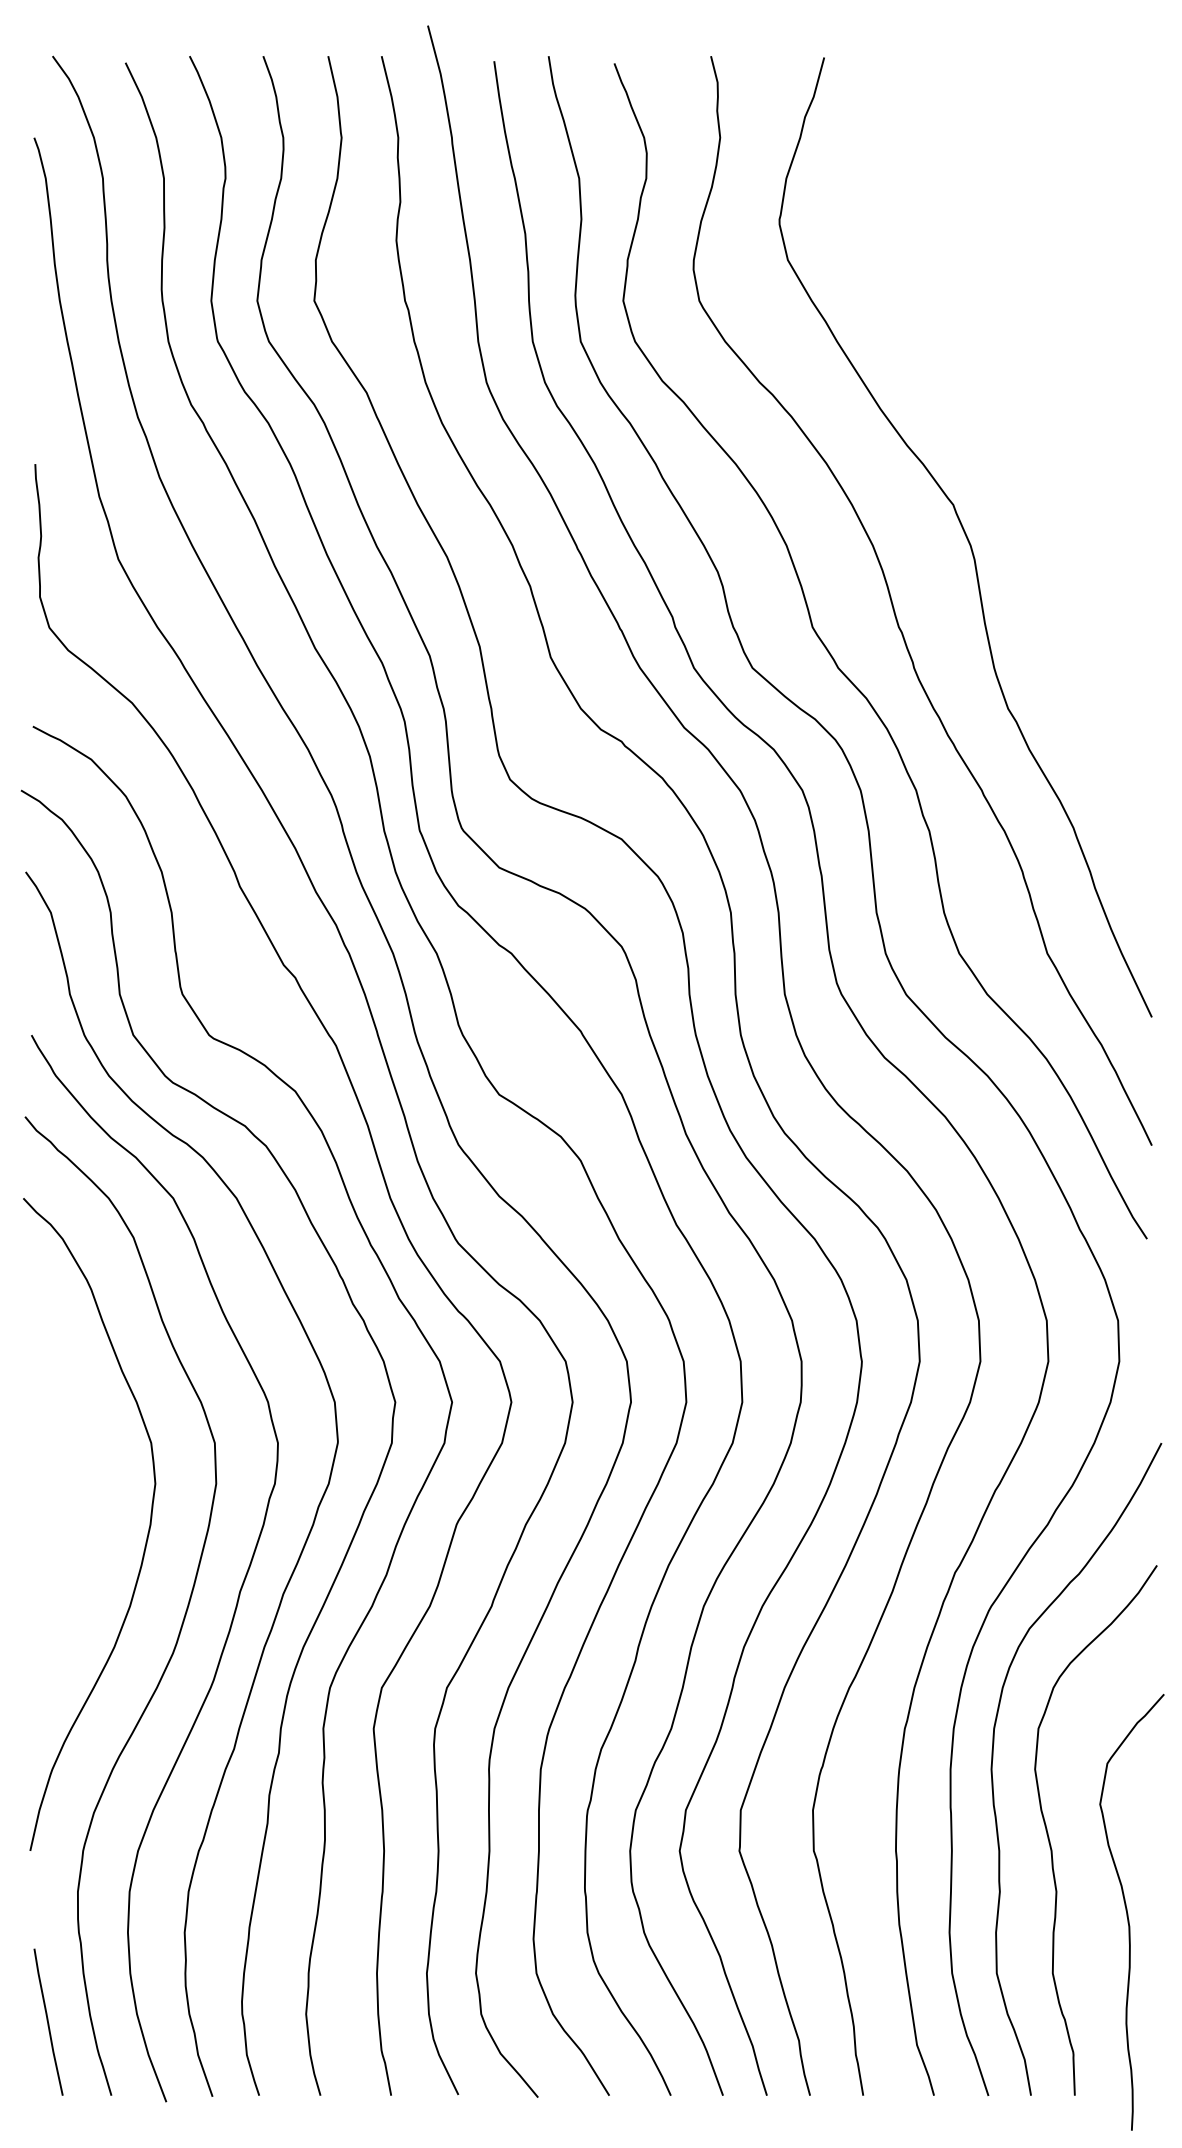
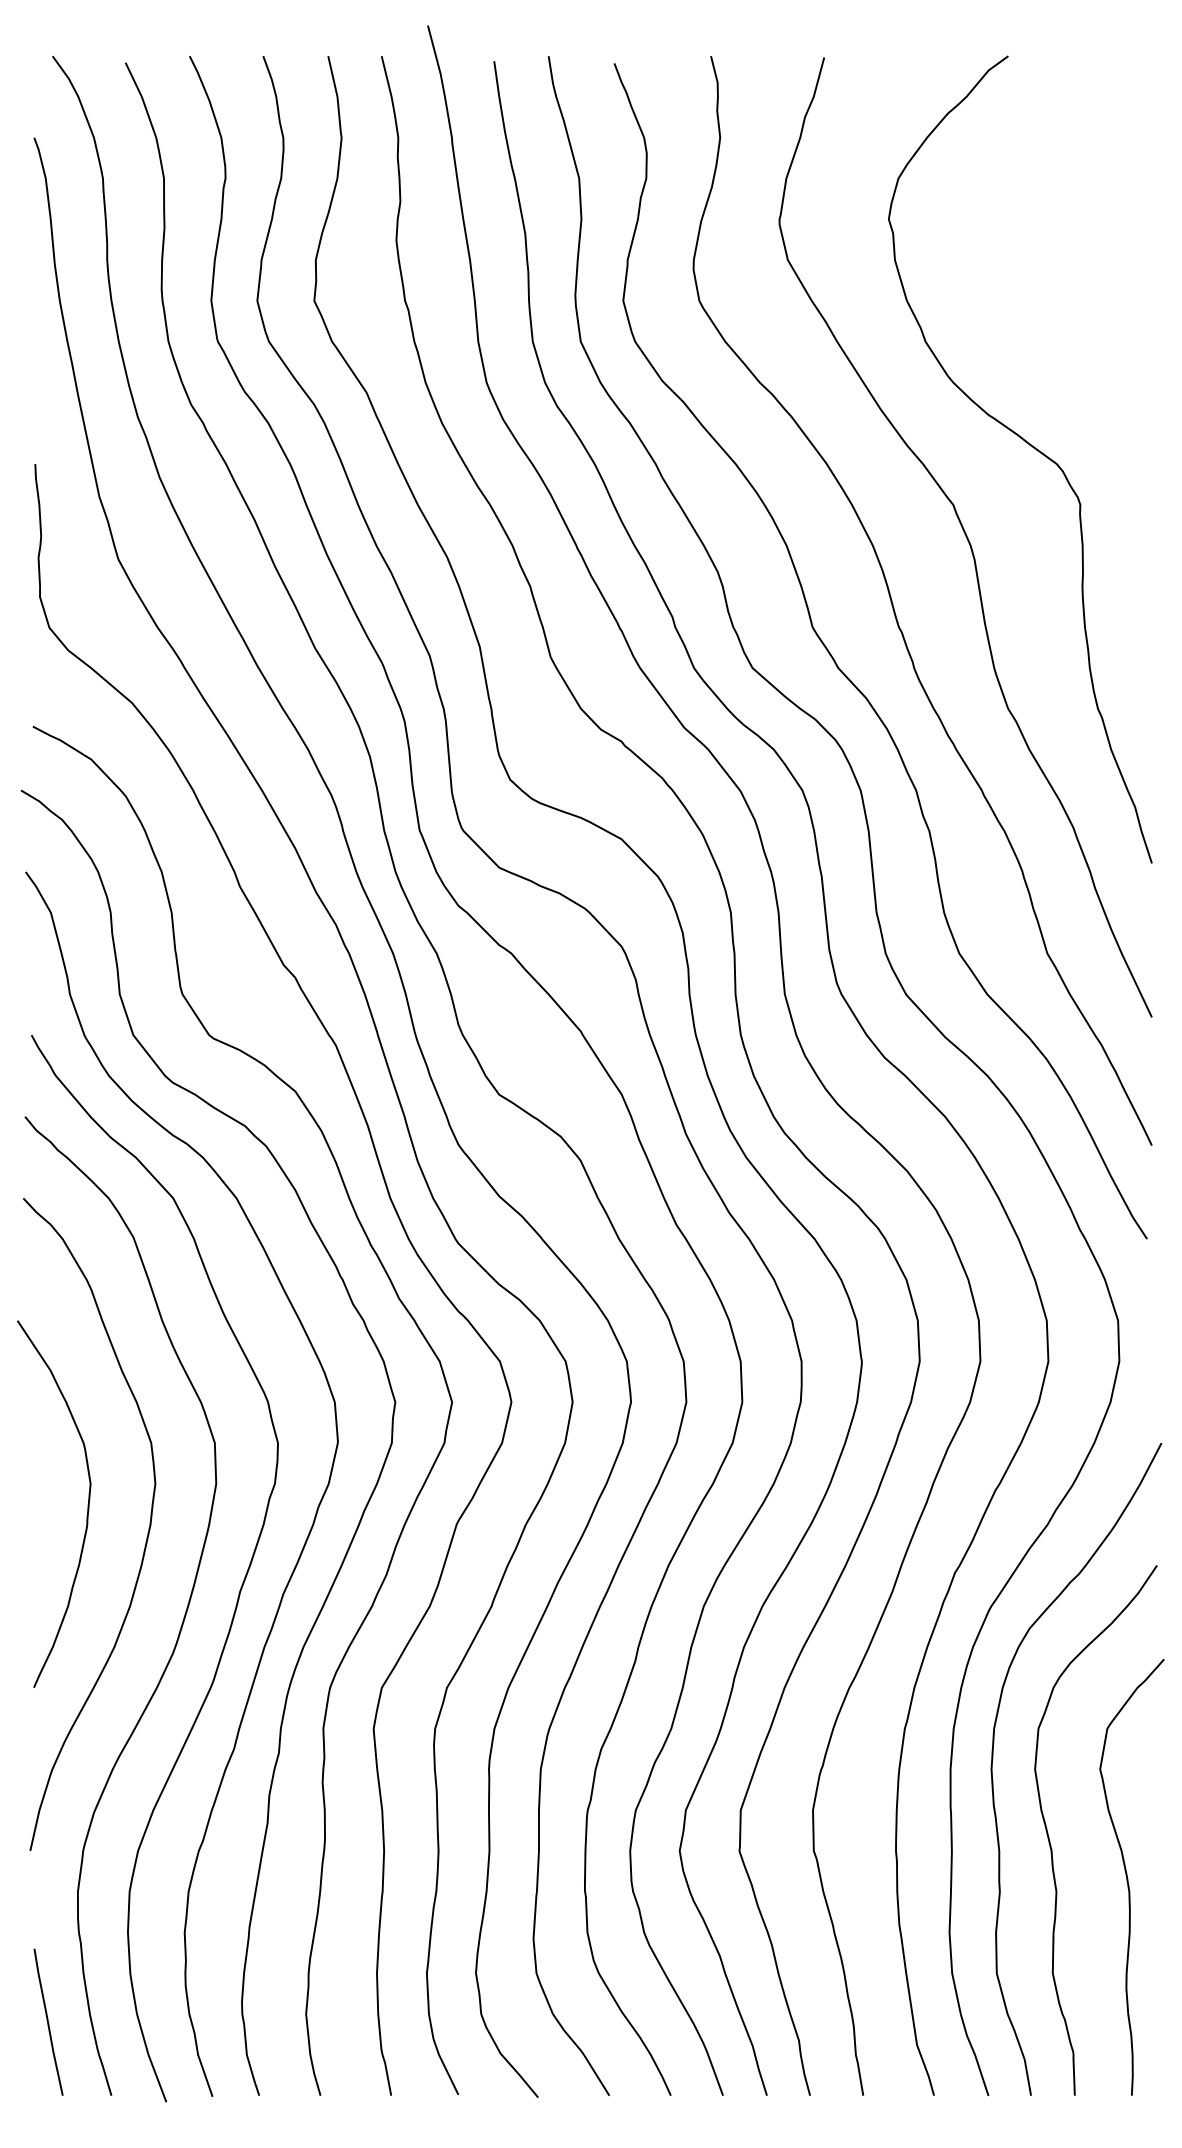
curve: none -> present (1030, 446)
curve: none -> present (87, 1504)
curve position: (1128, 1913) -> (1128, 1878) (1128, 1878)
